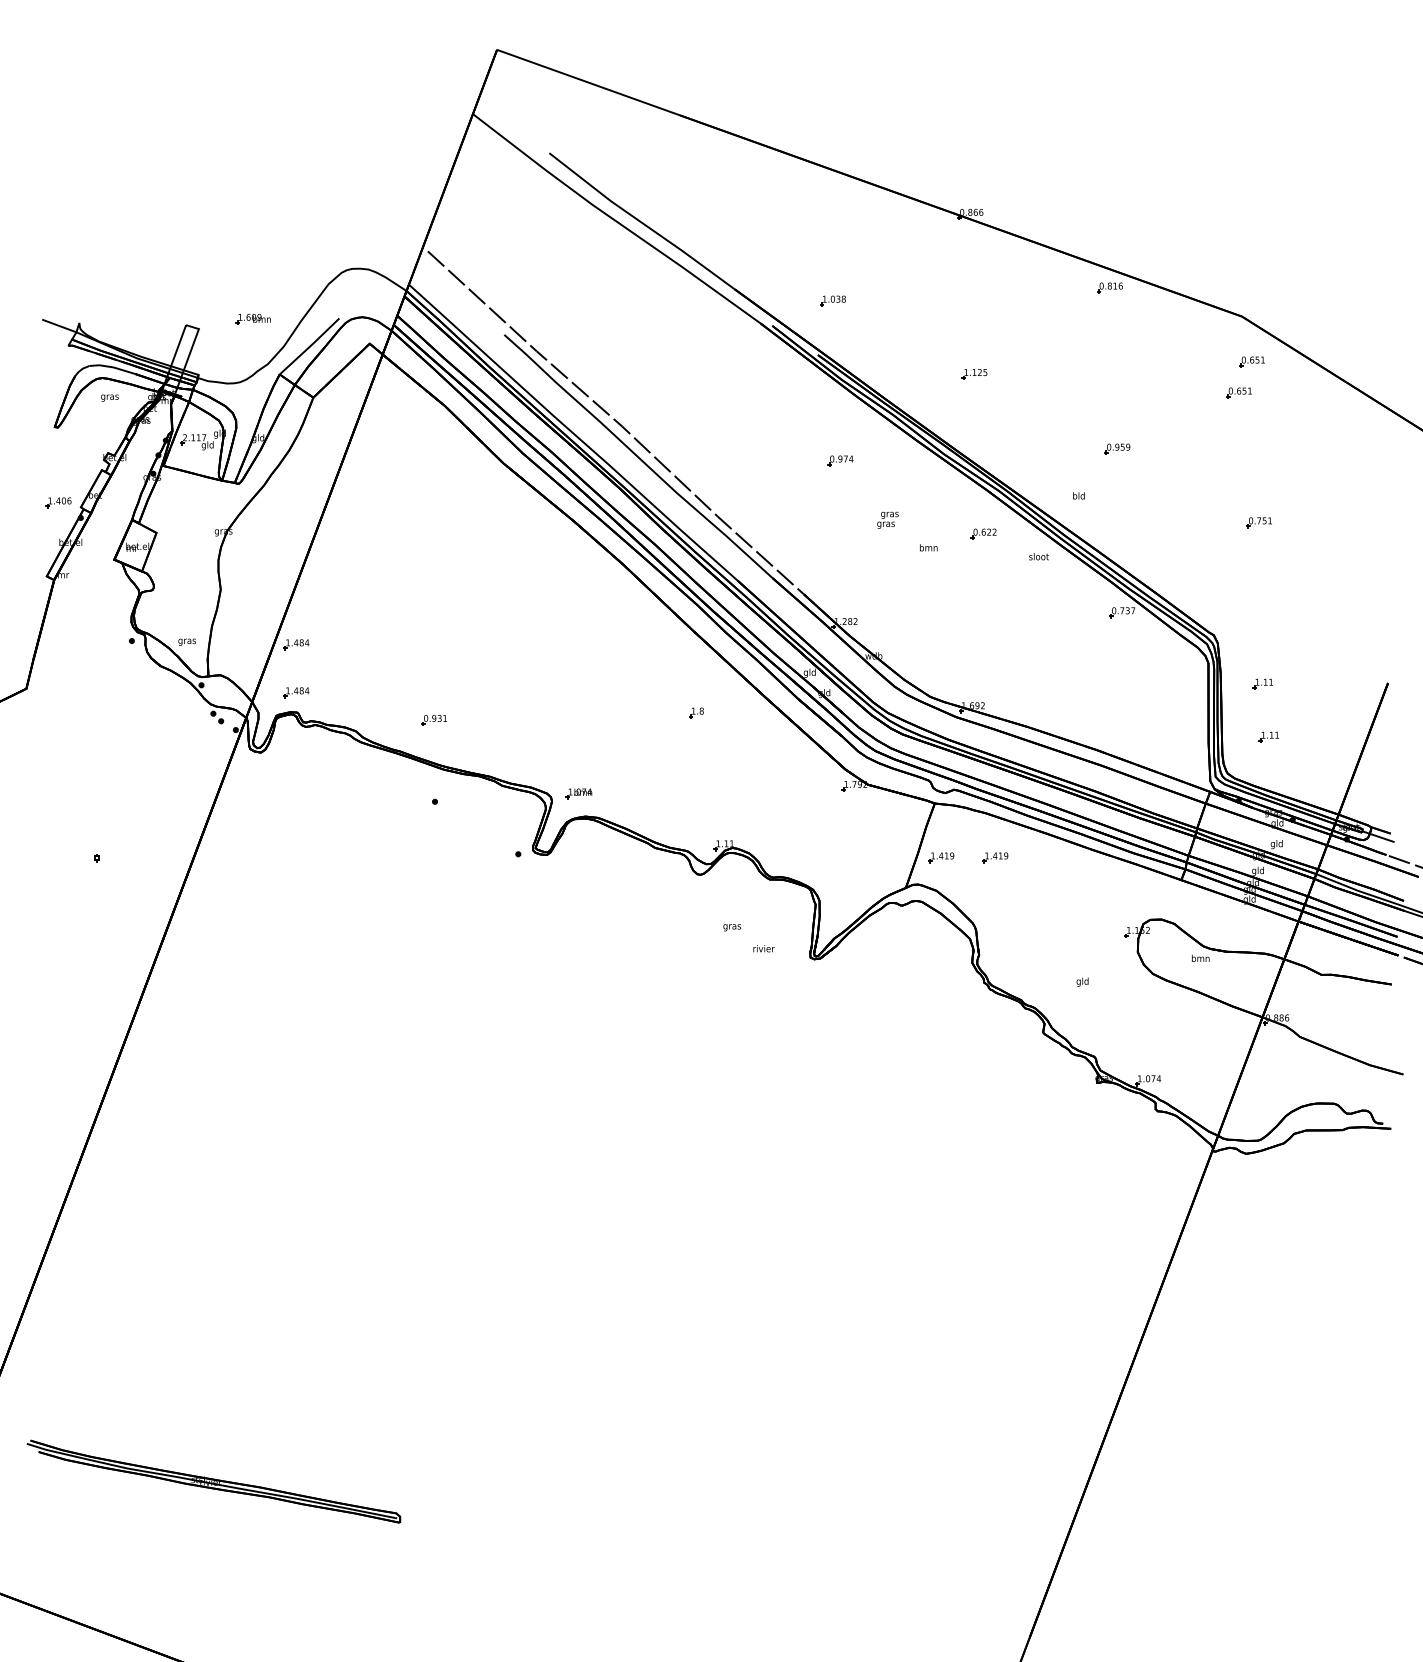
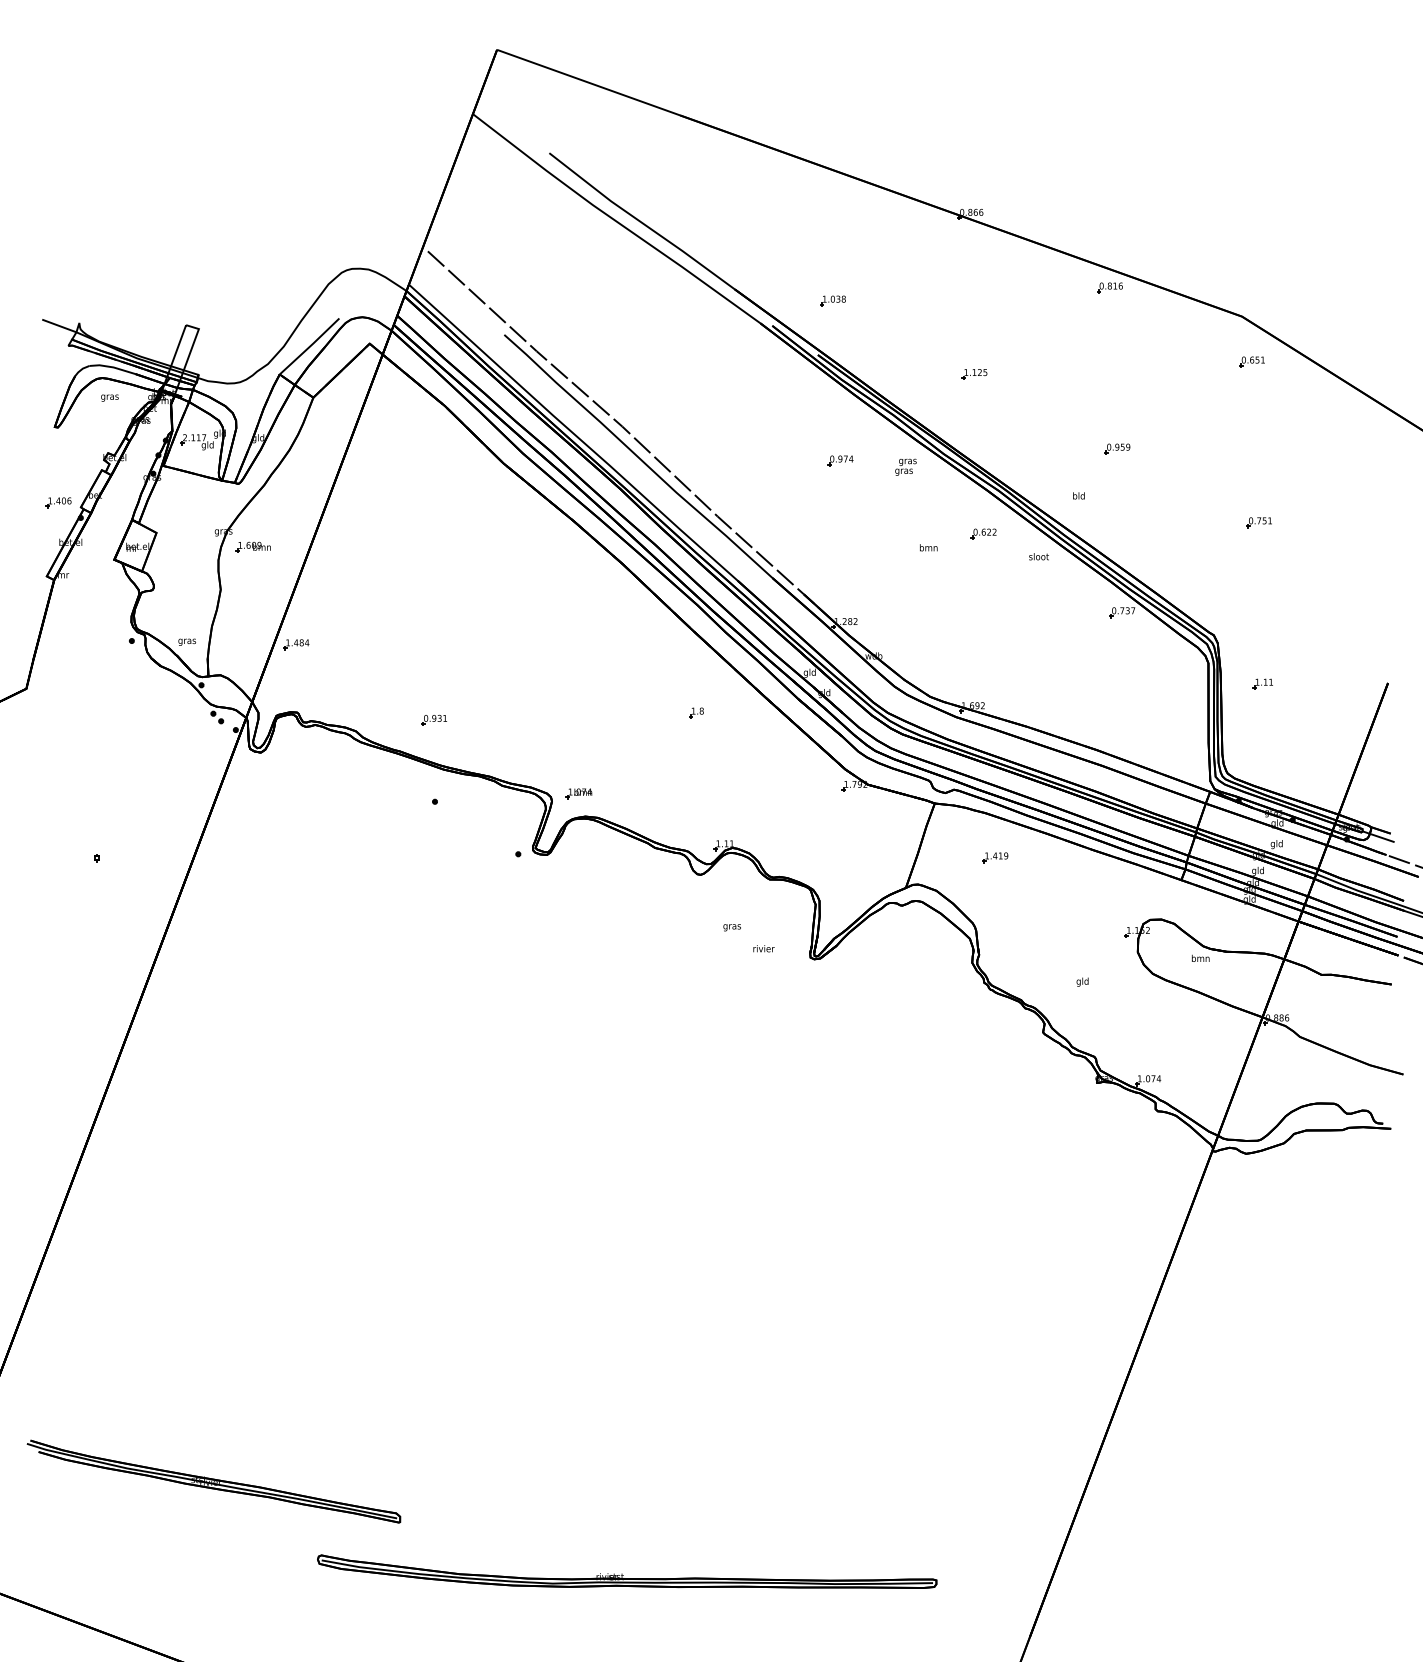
part position: (252, 318) -> (252, 546) (252, 546)
part: present -> none (1238, 392)
text position: (887, 519) -> (905, 466) (905, 466)
part: present -> none (296, 692)
part: present -> none (1268, 736)
part: present -> none (941, 857)
part: none -> present (627, 1571)
